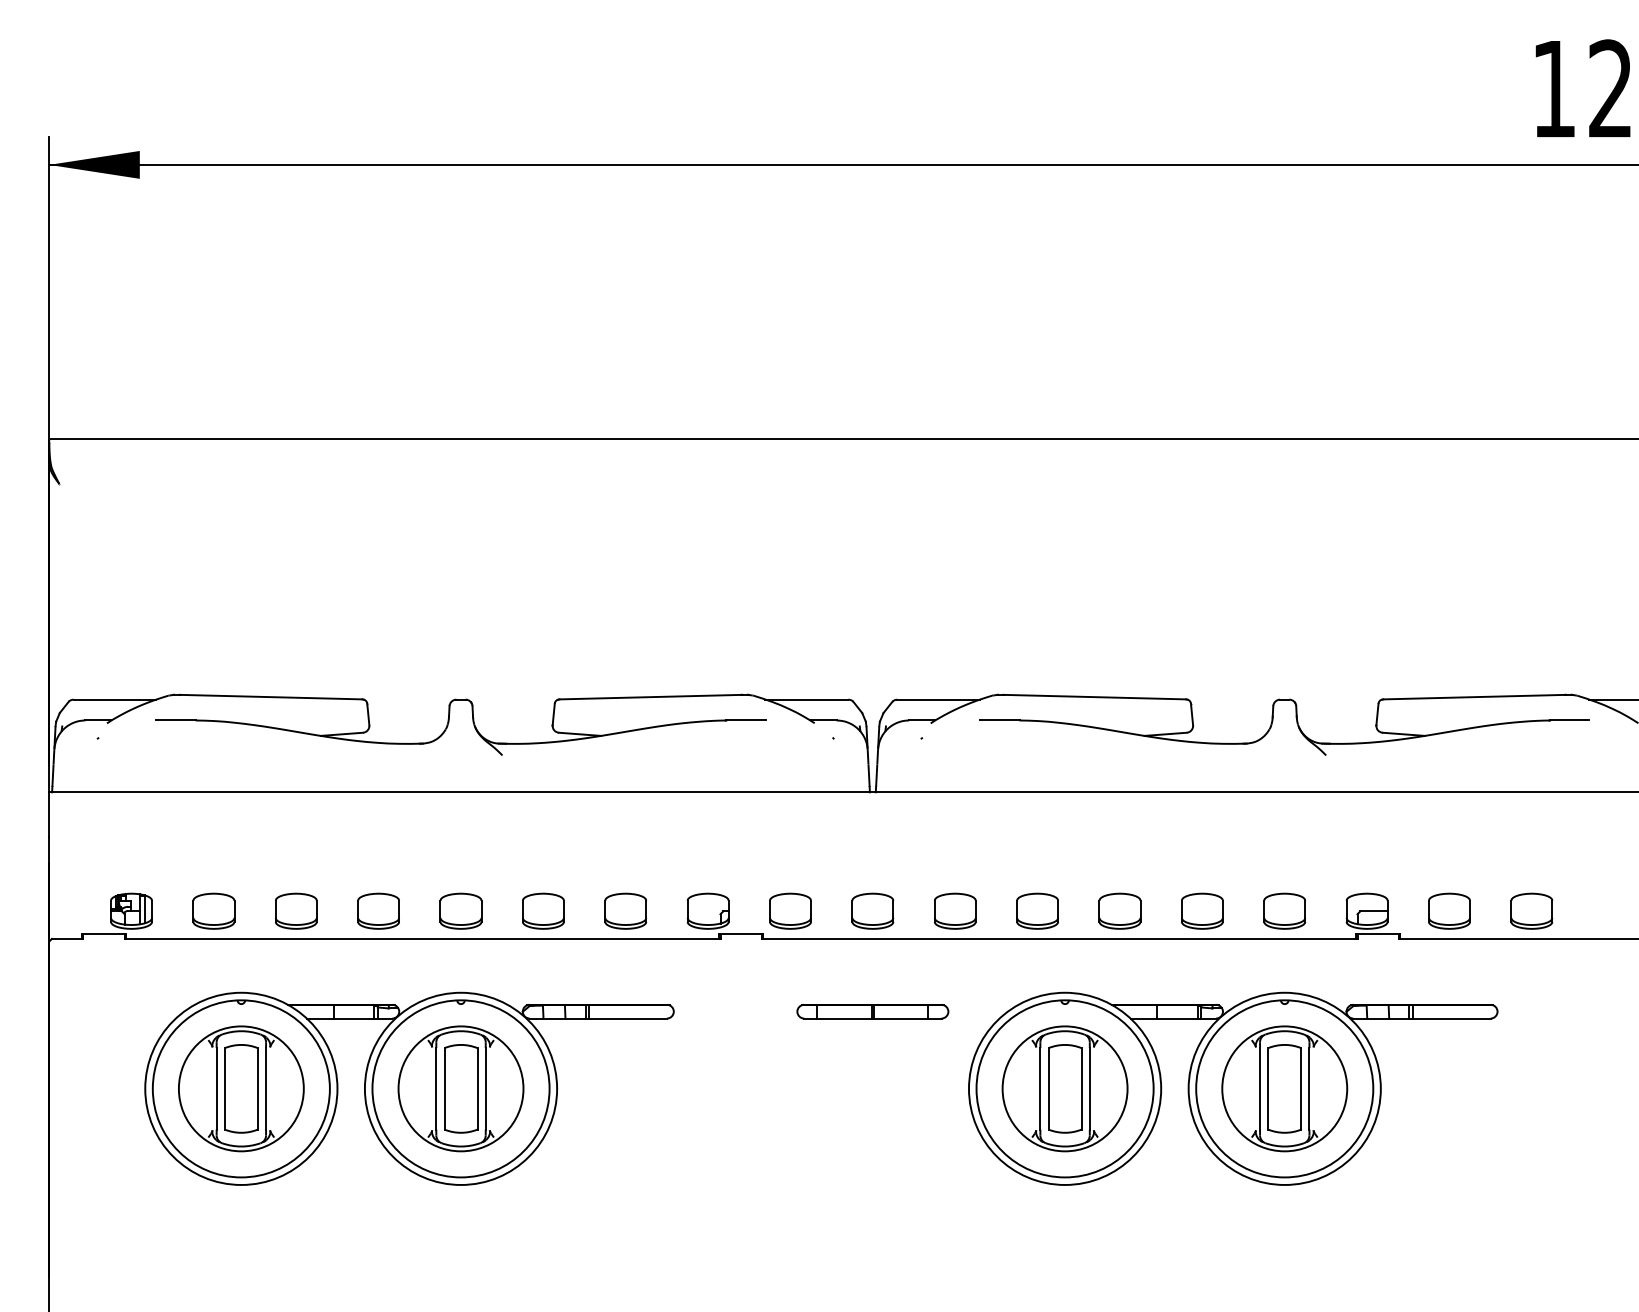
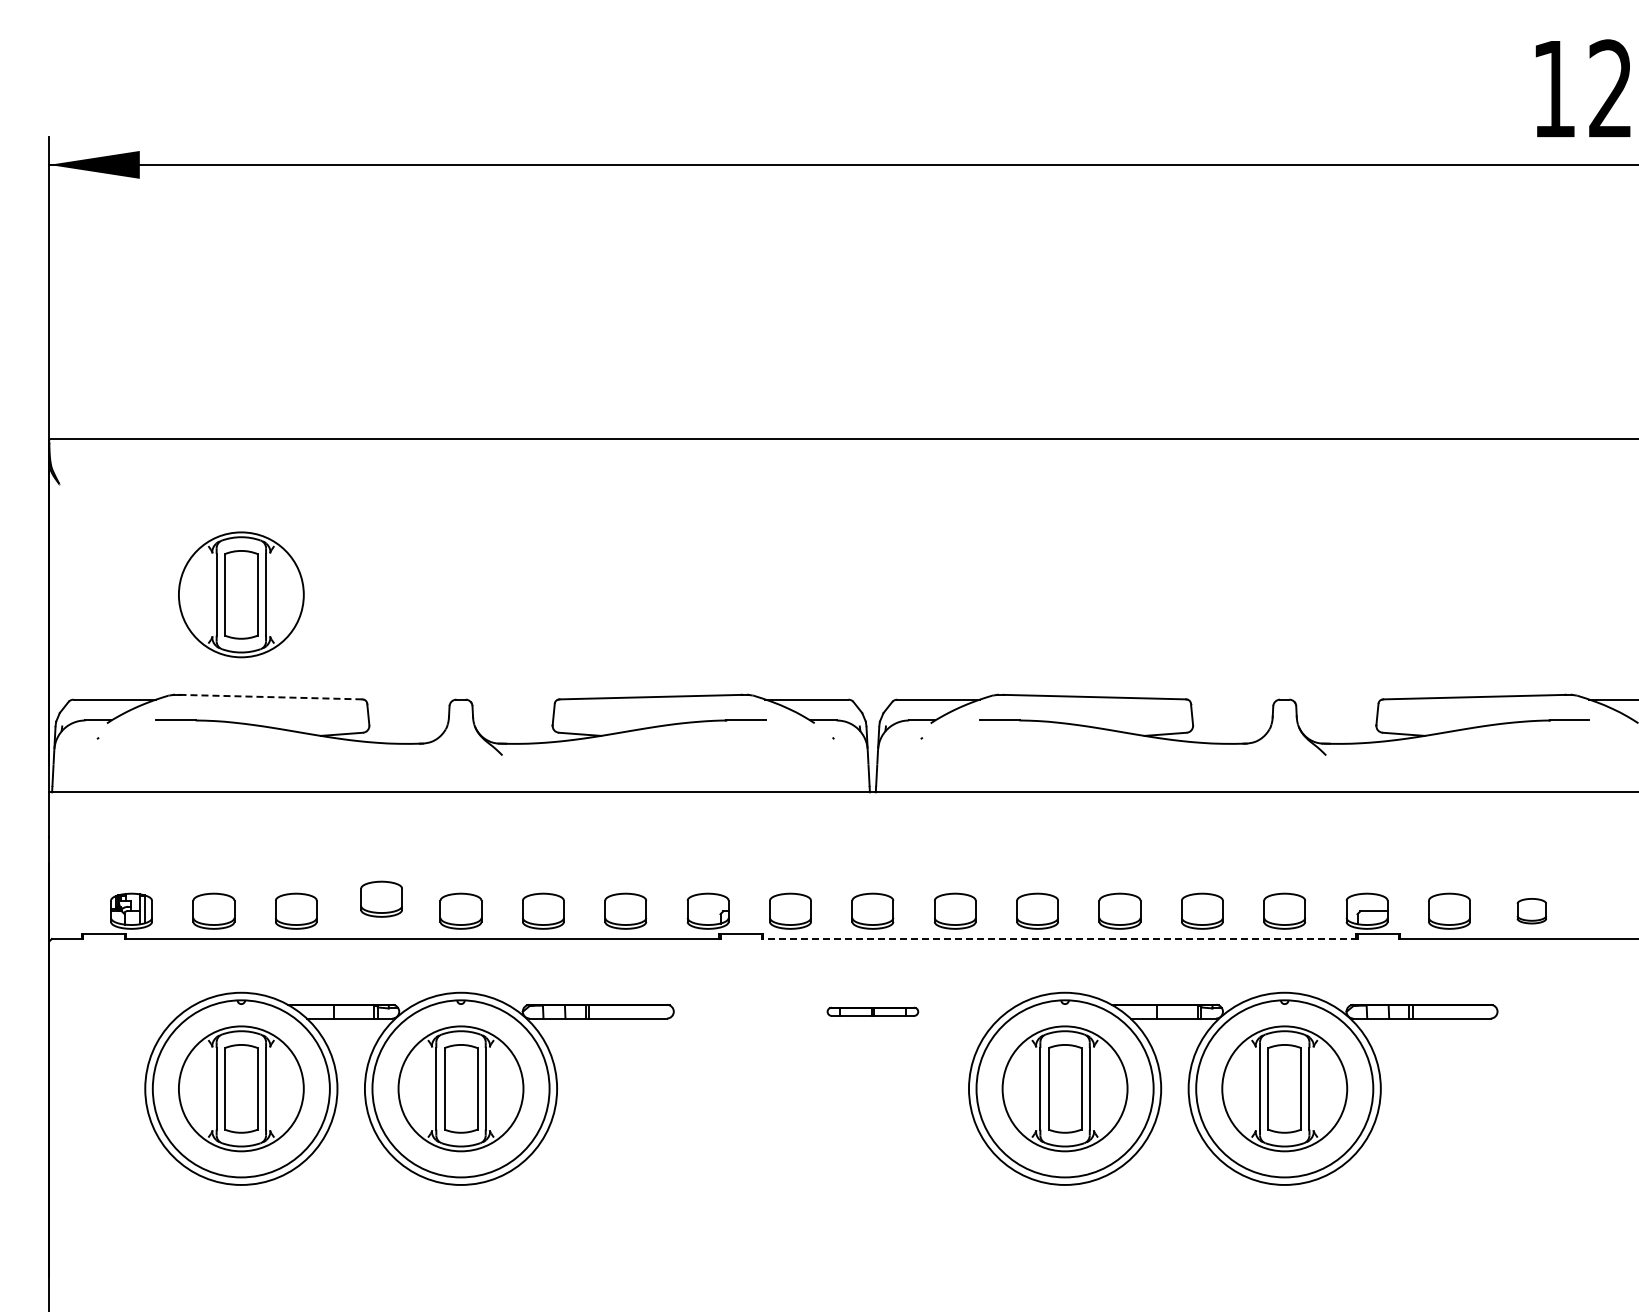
part: none -> present (241, 594)
line: solid -> dashed (270, 697)
part position: (378, 910) -> (381, 898) (381, 898)
part size: 44x38 px -> 31x27 px (1531, 911)
line: solid -> dashed (1059, 938)
part size: 154x16 px -> 94x11 px (872, 1011)
